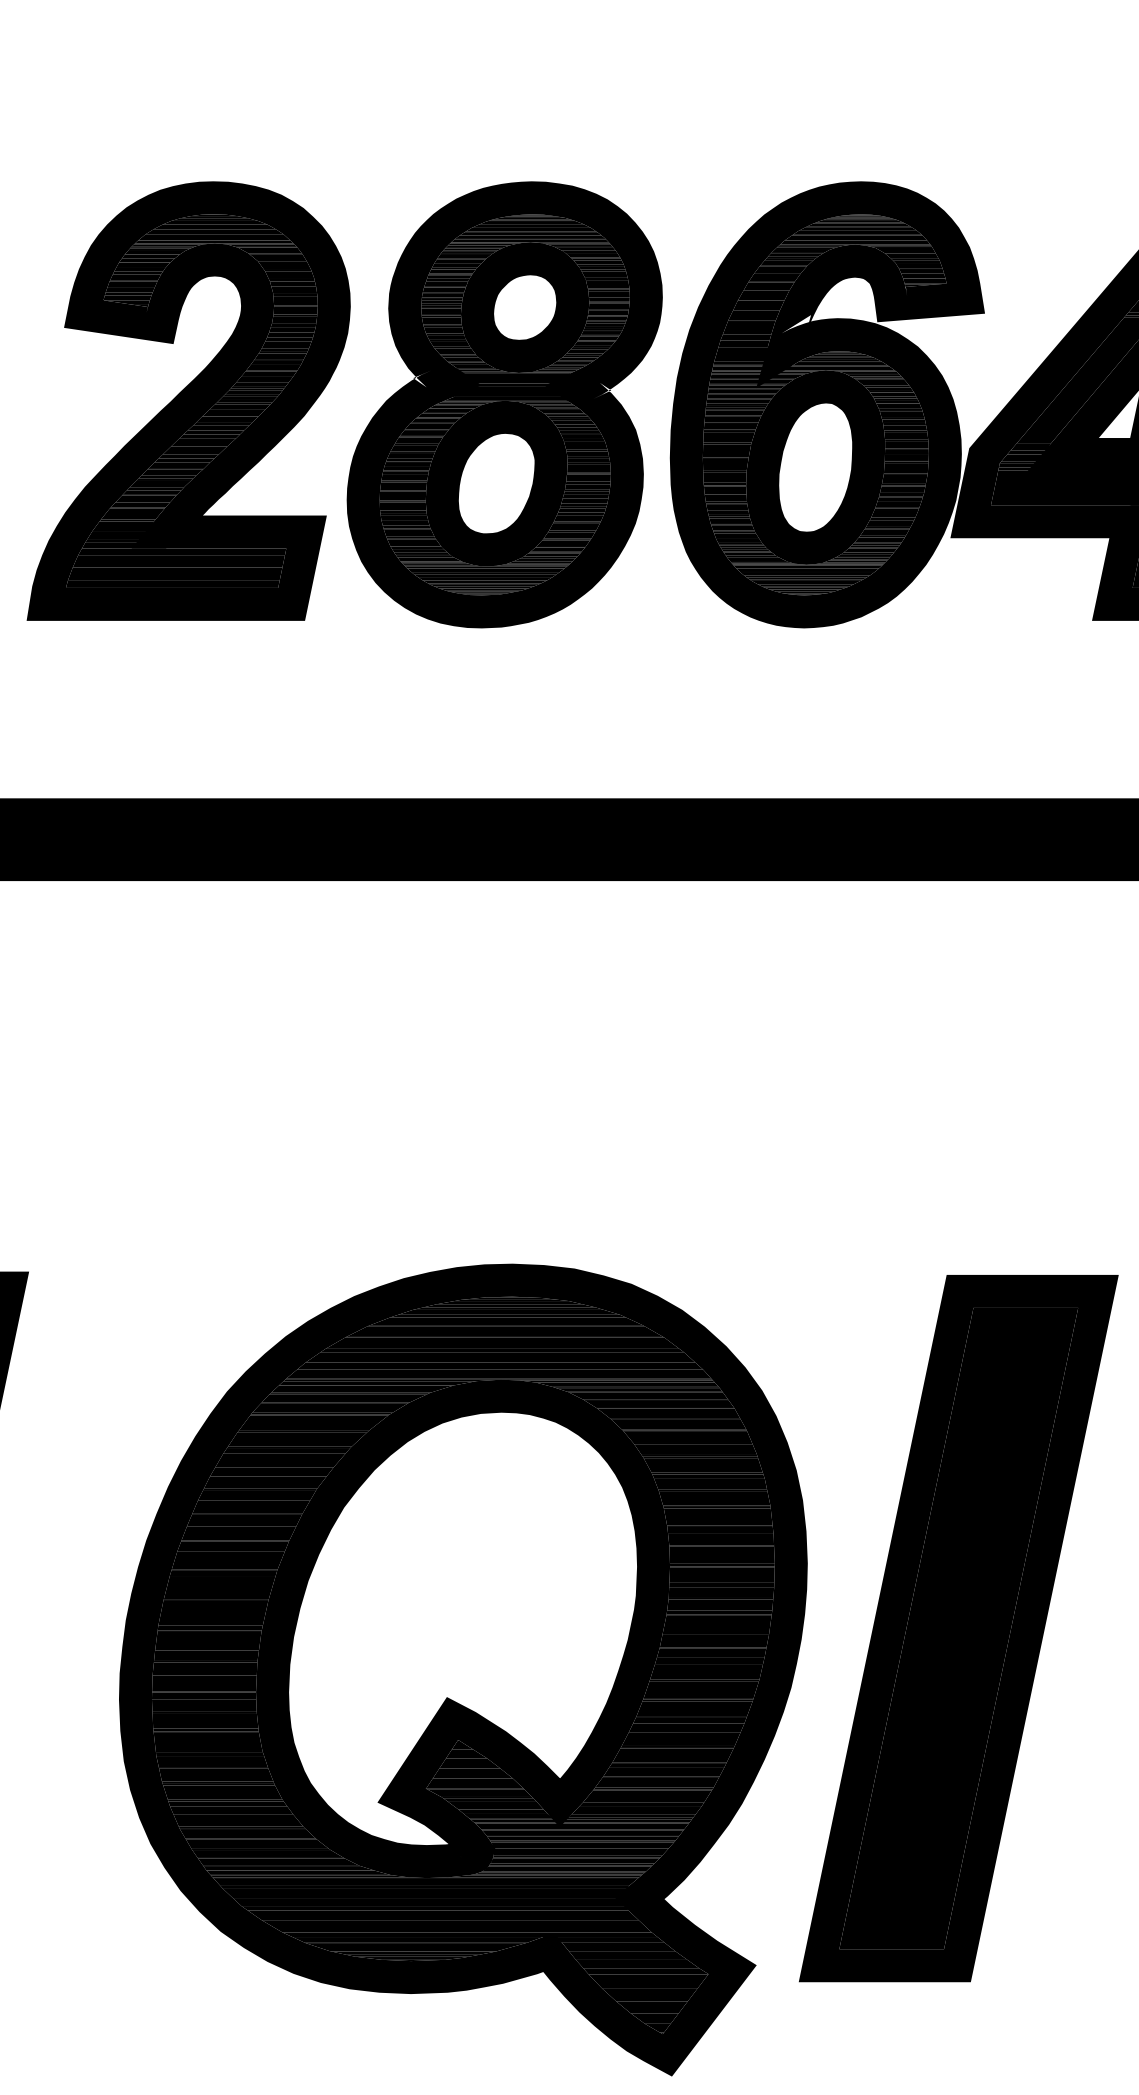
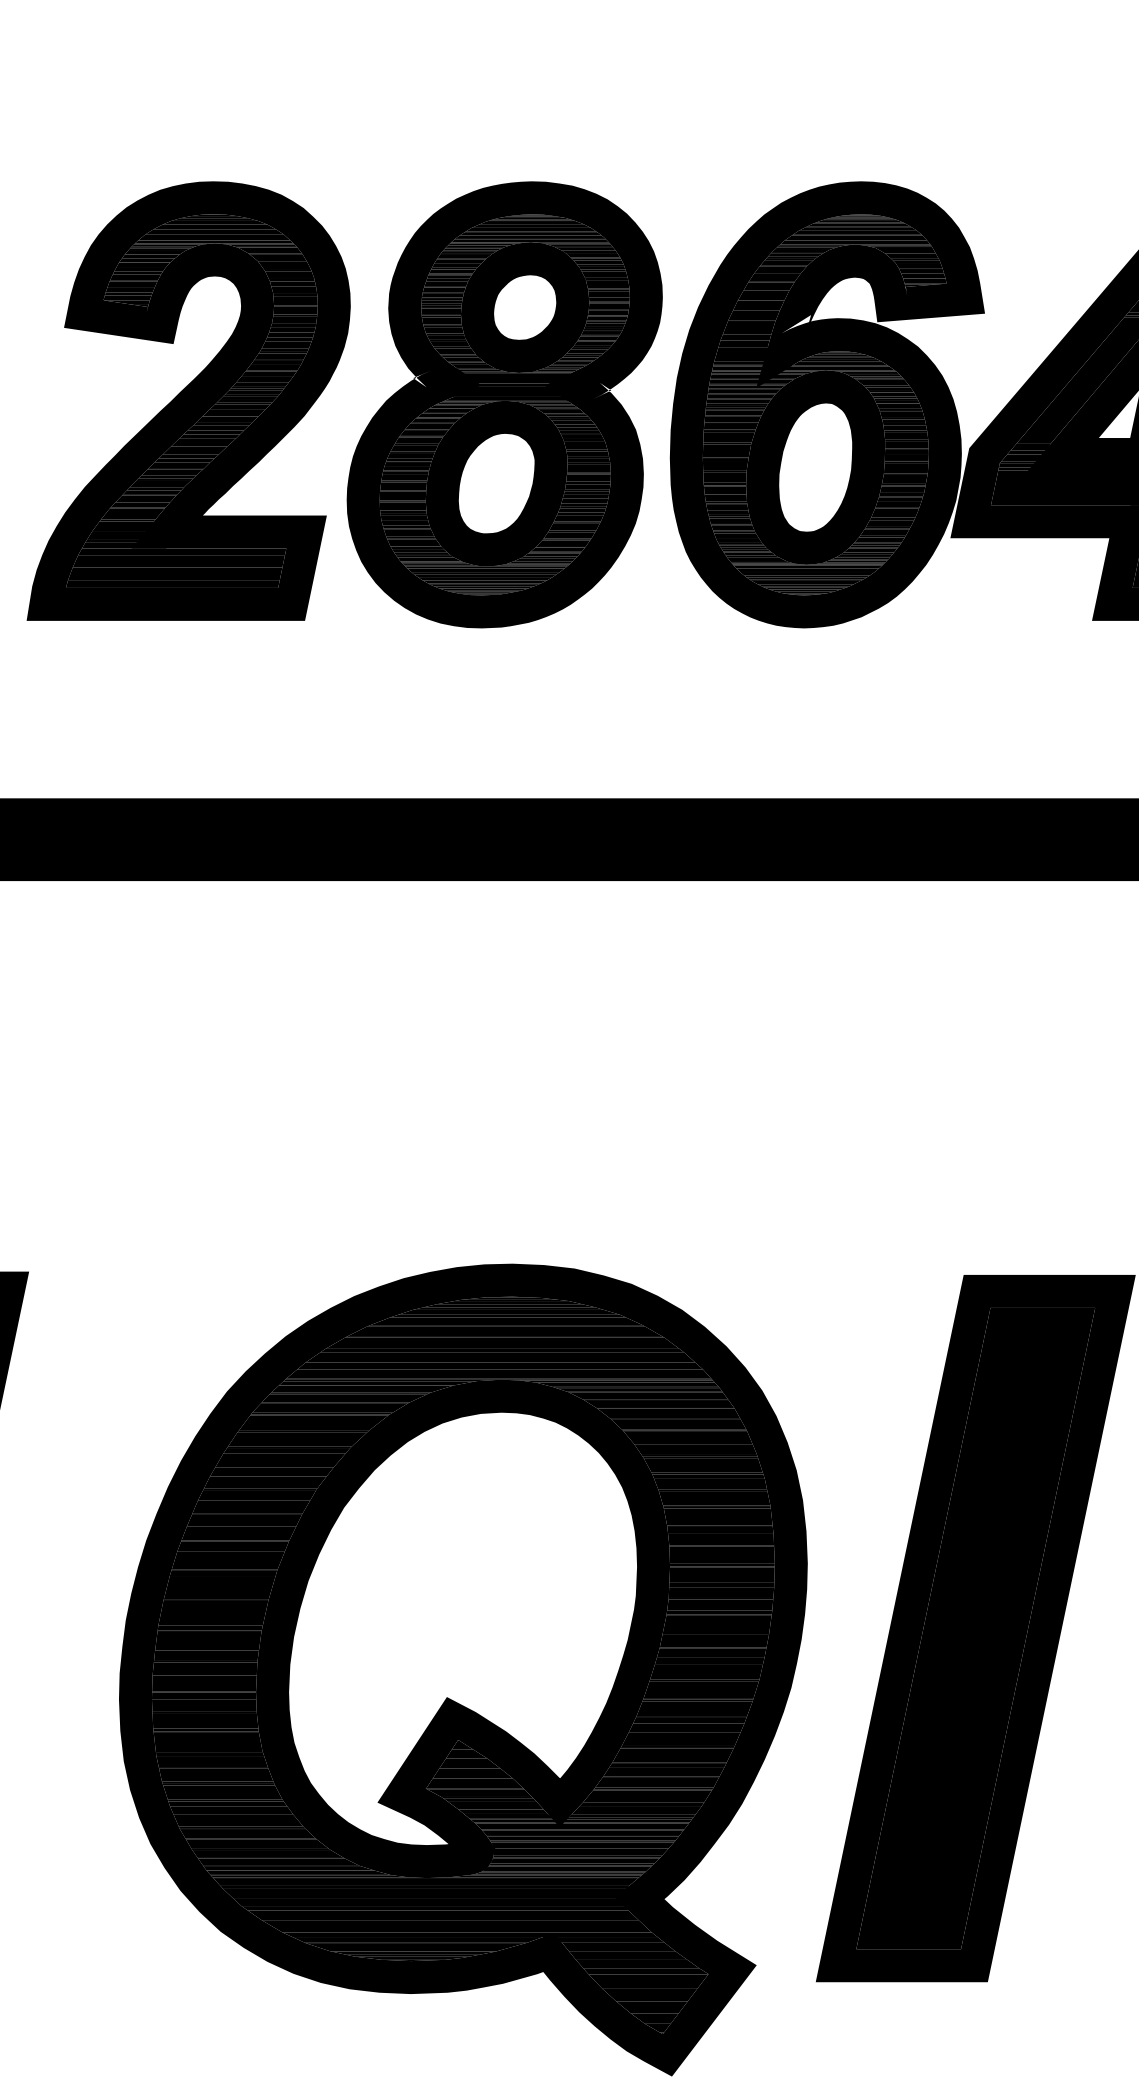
part position: (958, 1628) -> (975, 1628) (975, 1628)
